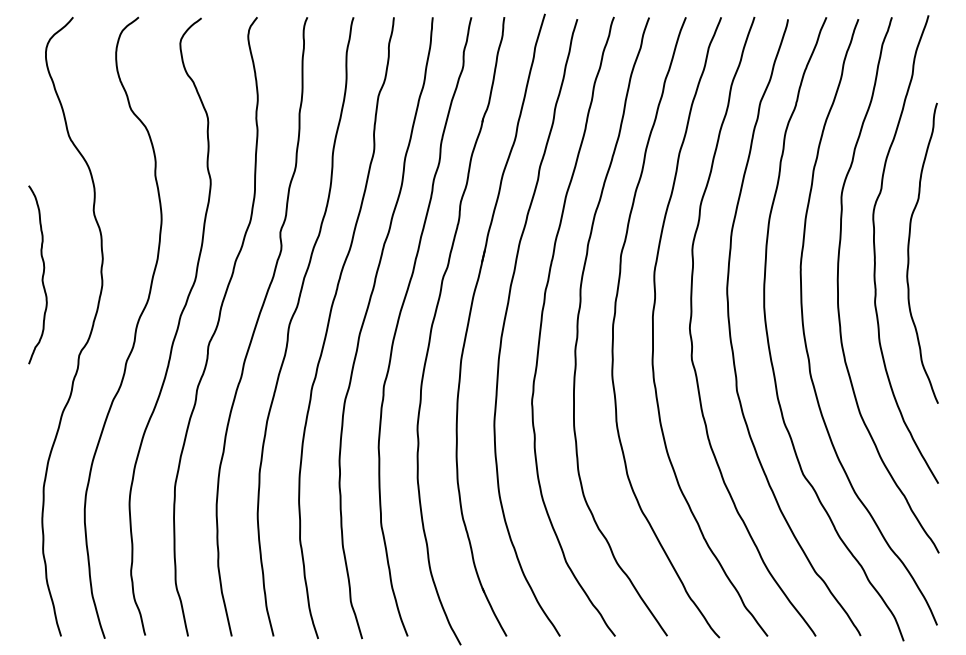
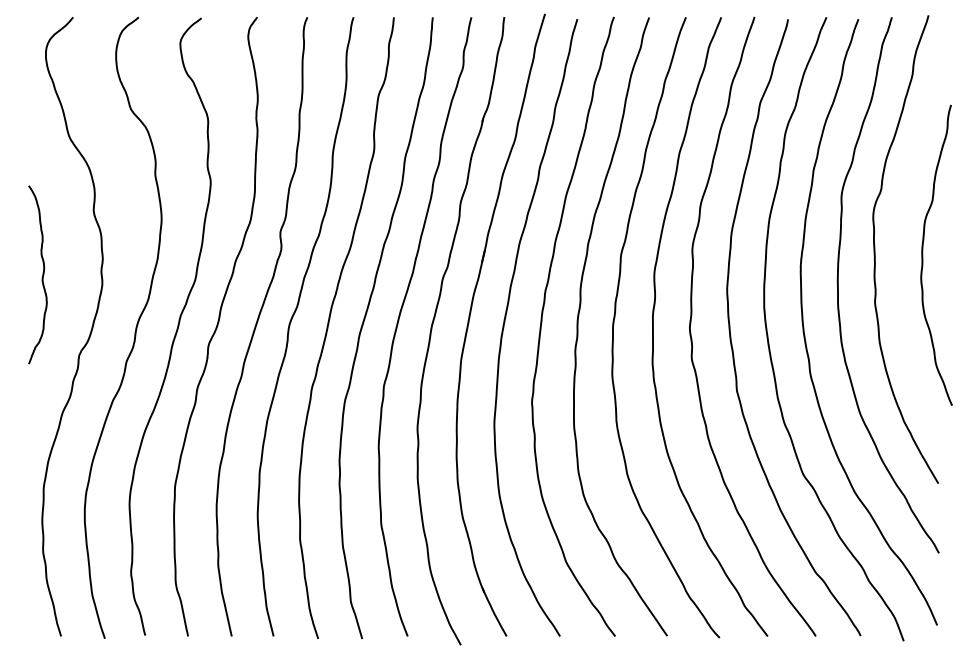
curve position: (909, 252) -> (923, 254) (923, 254)
